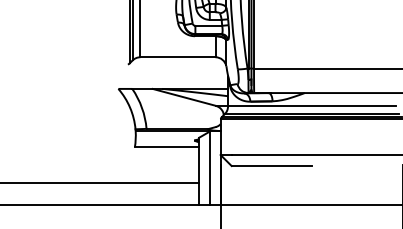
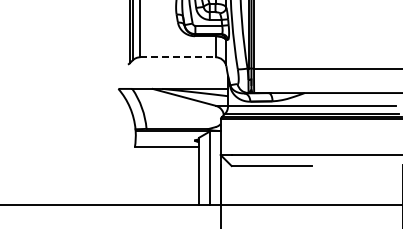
line: solid -> dashed (177, 57)
line: present -> none (100, 182)
